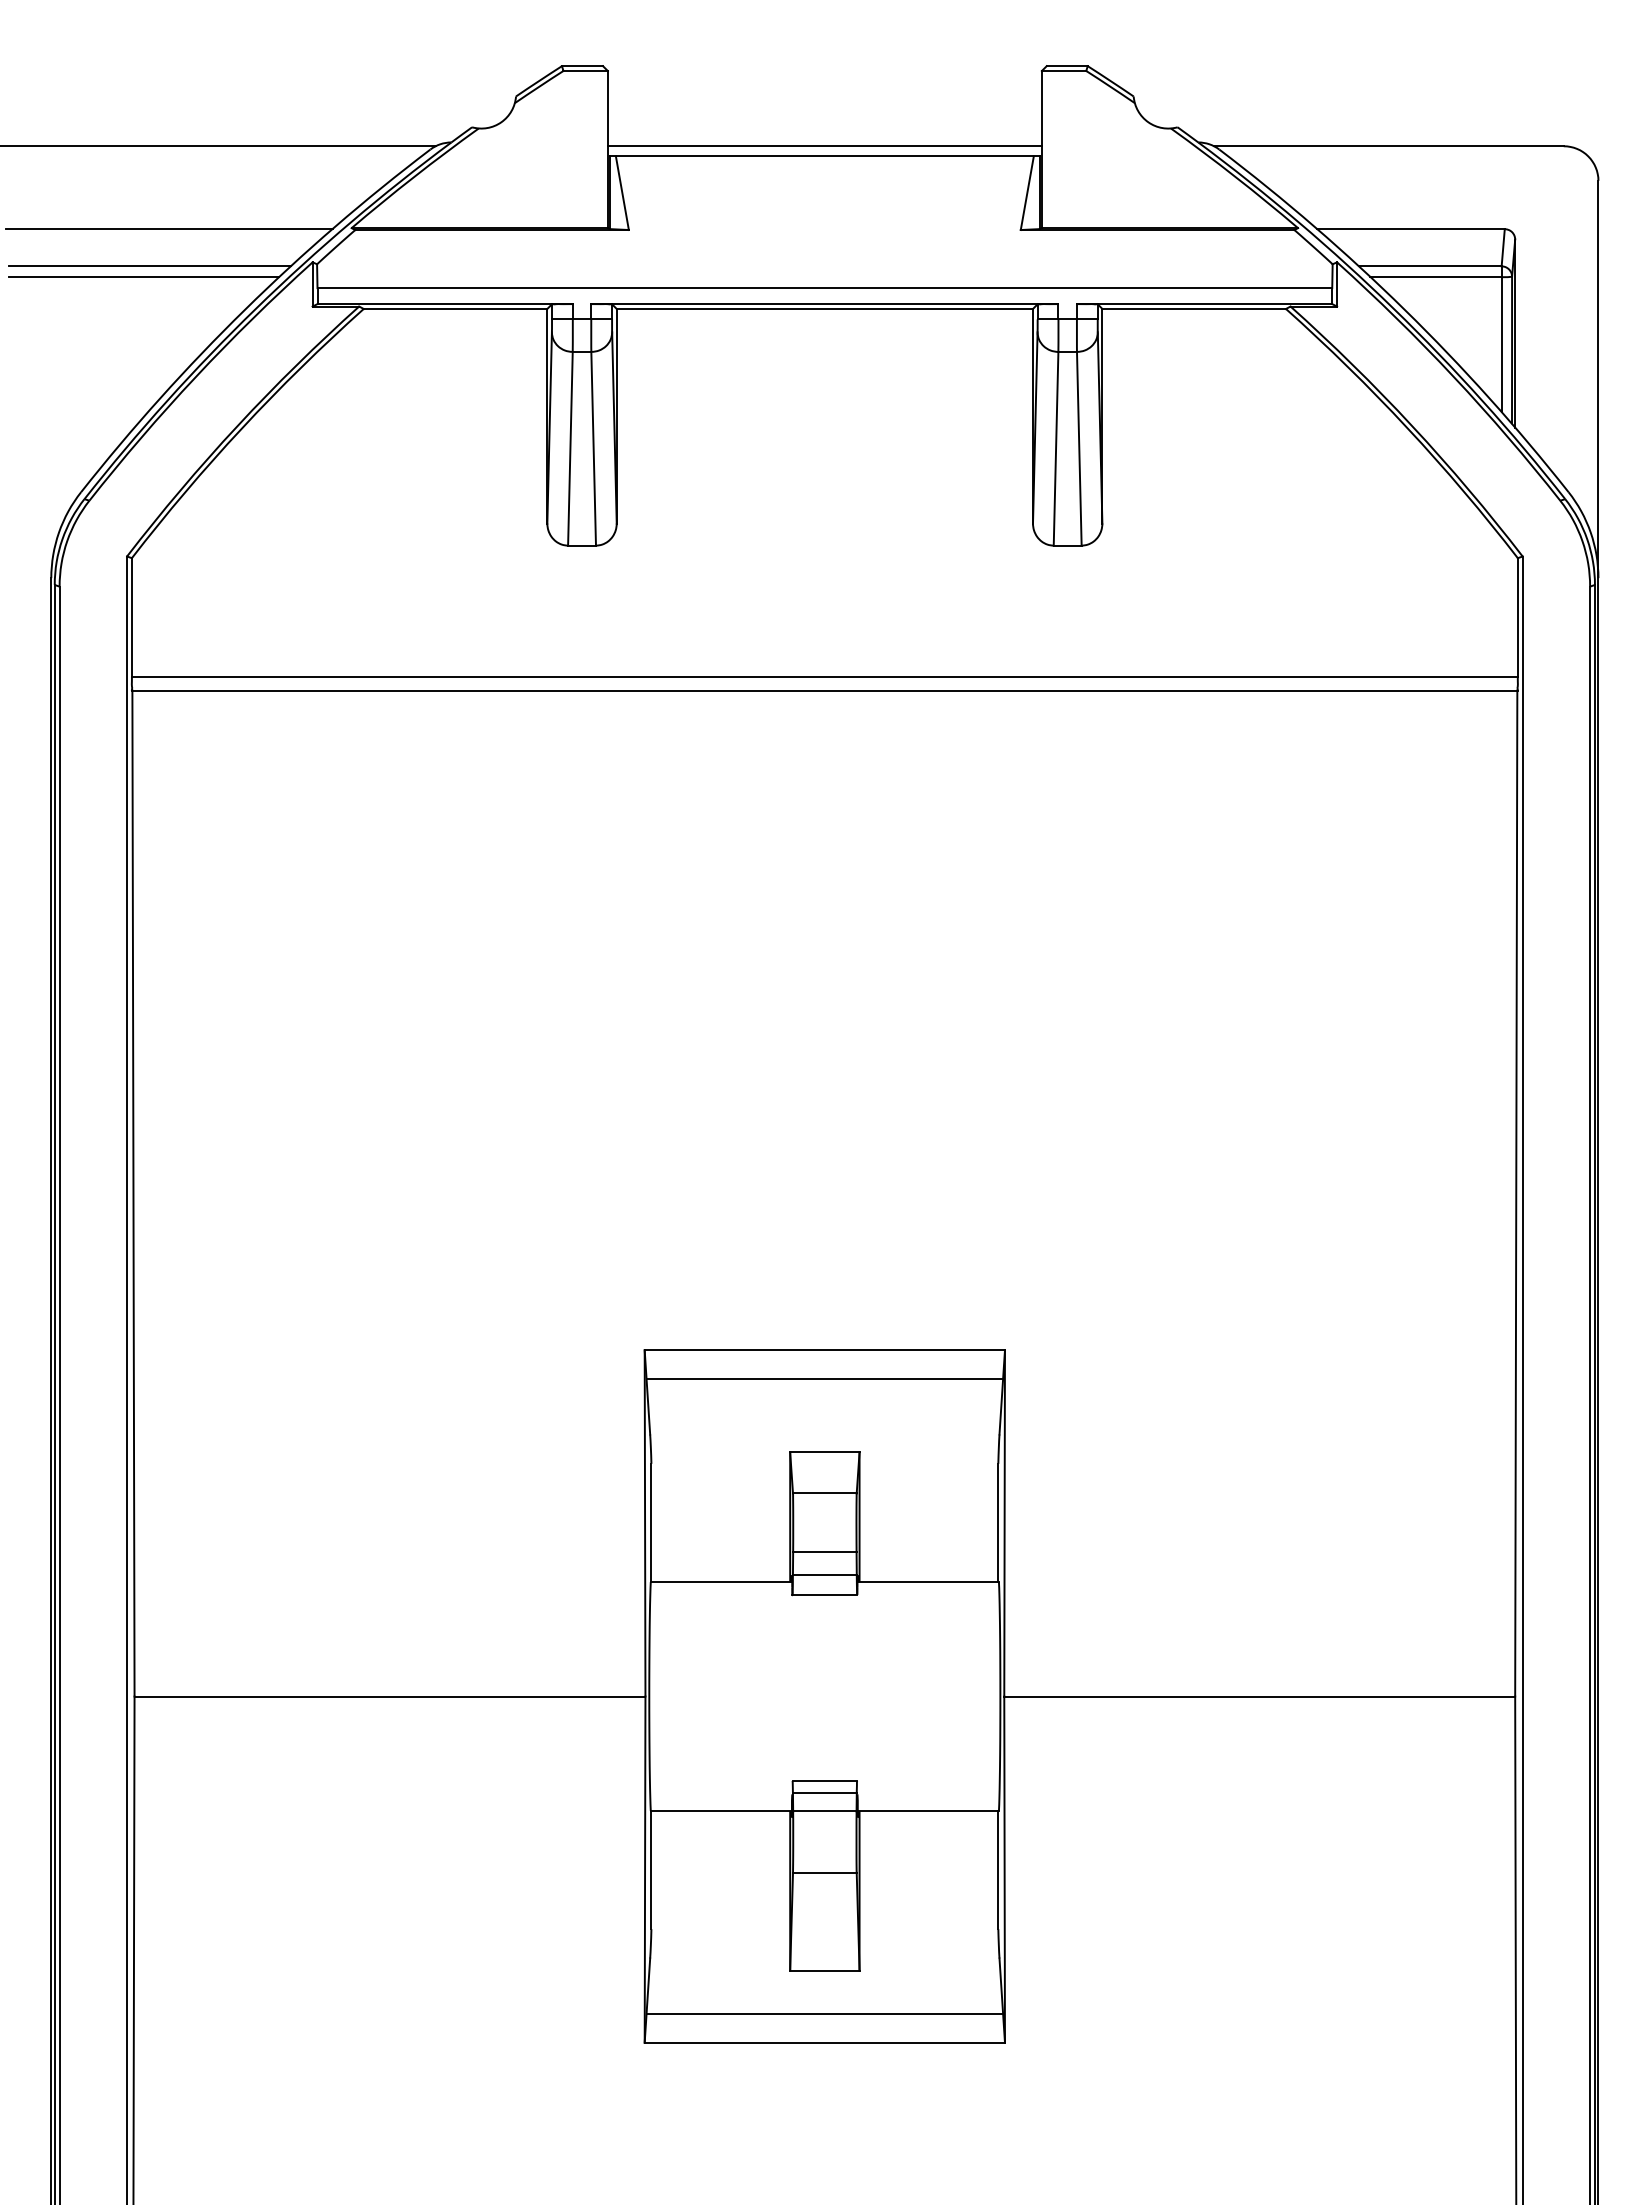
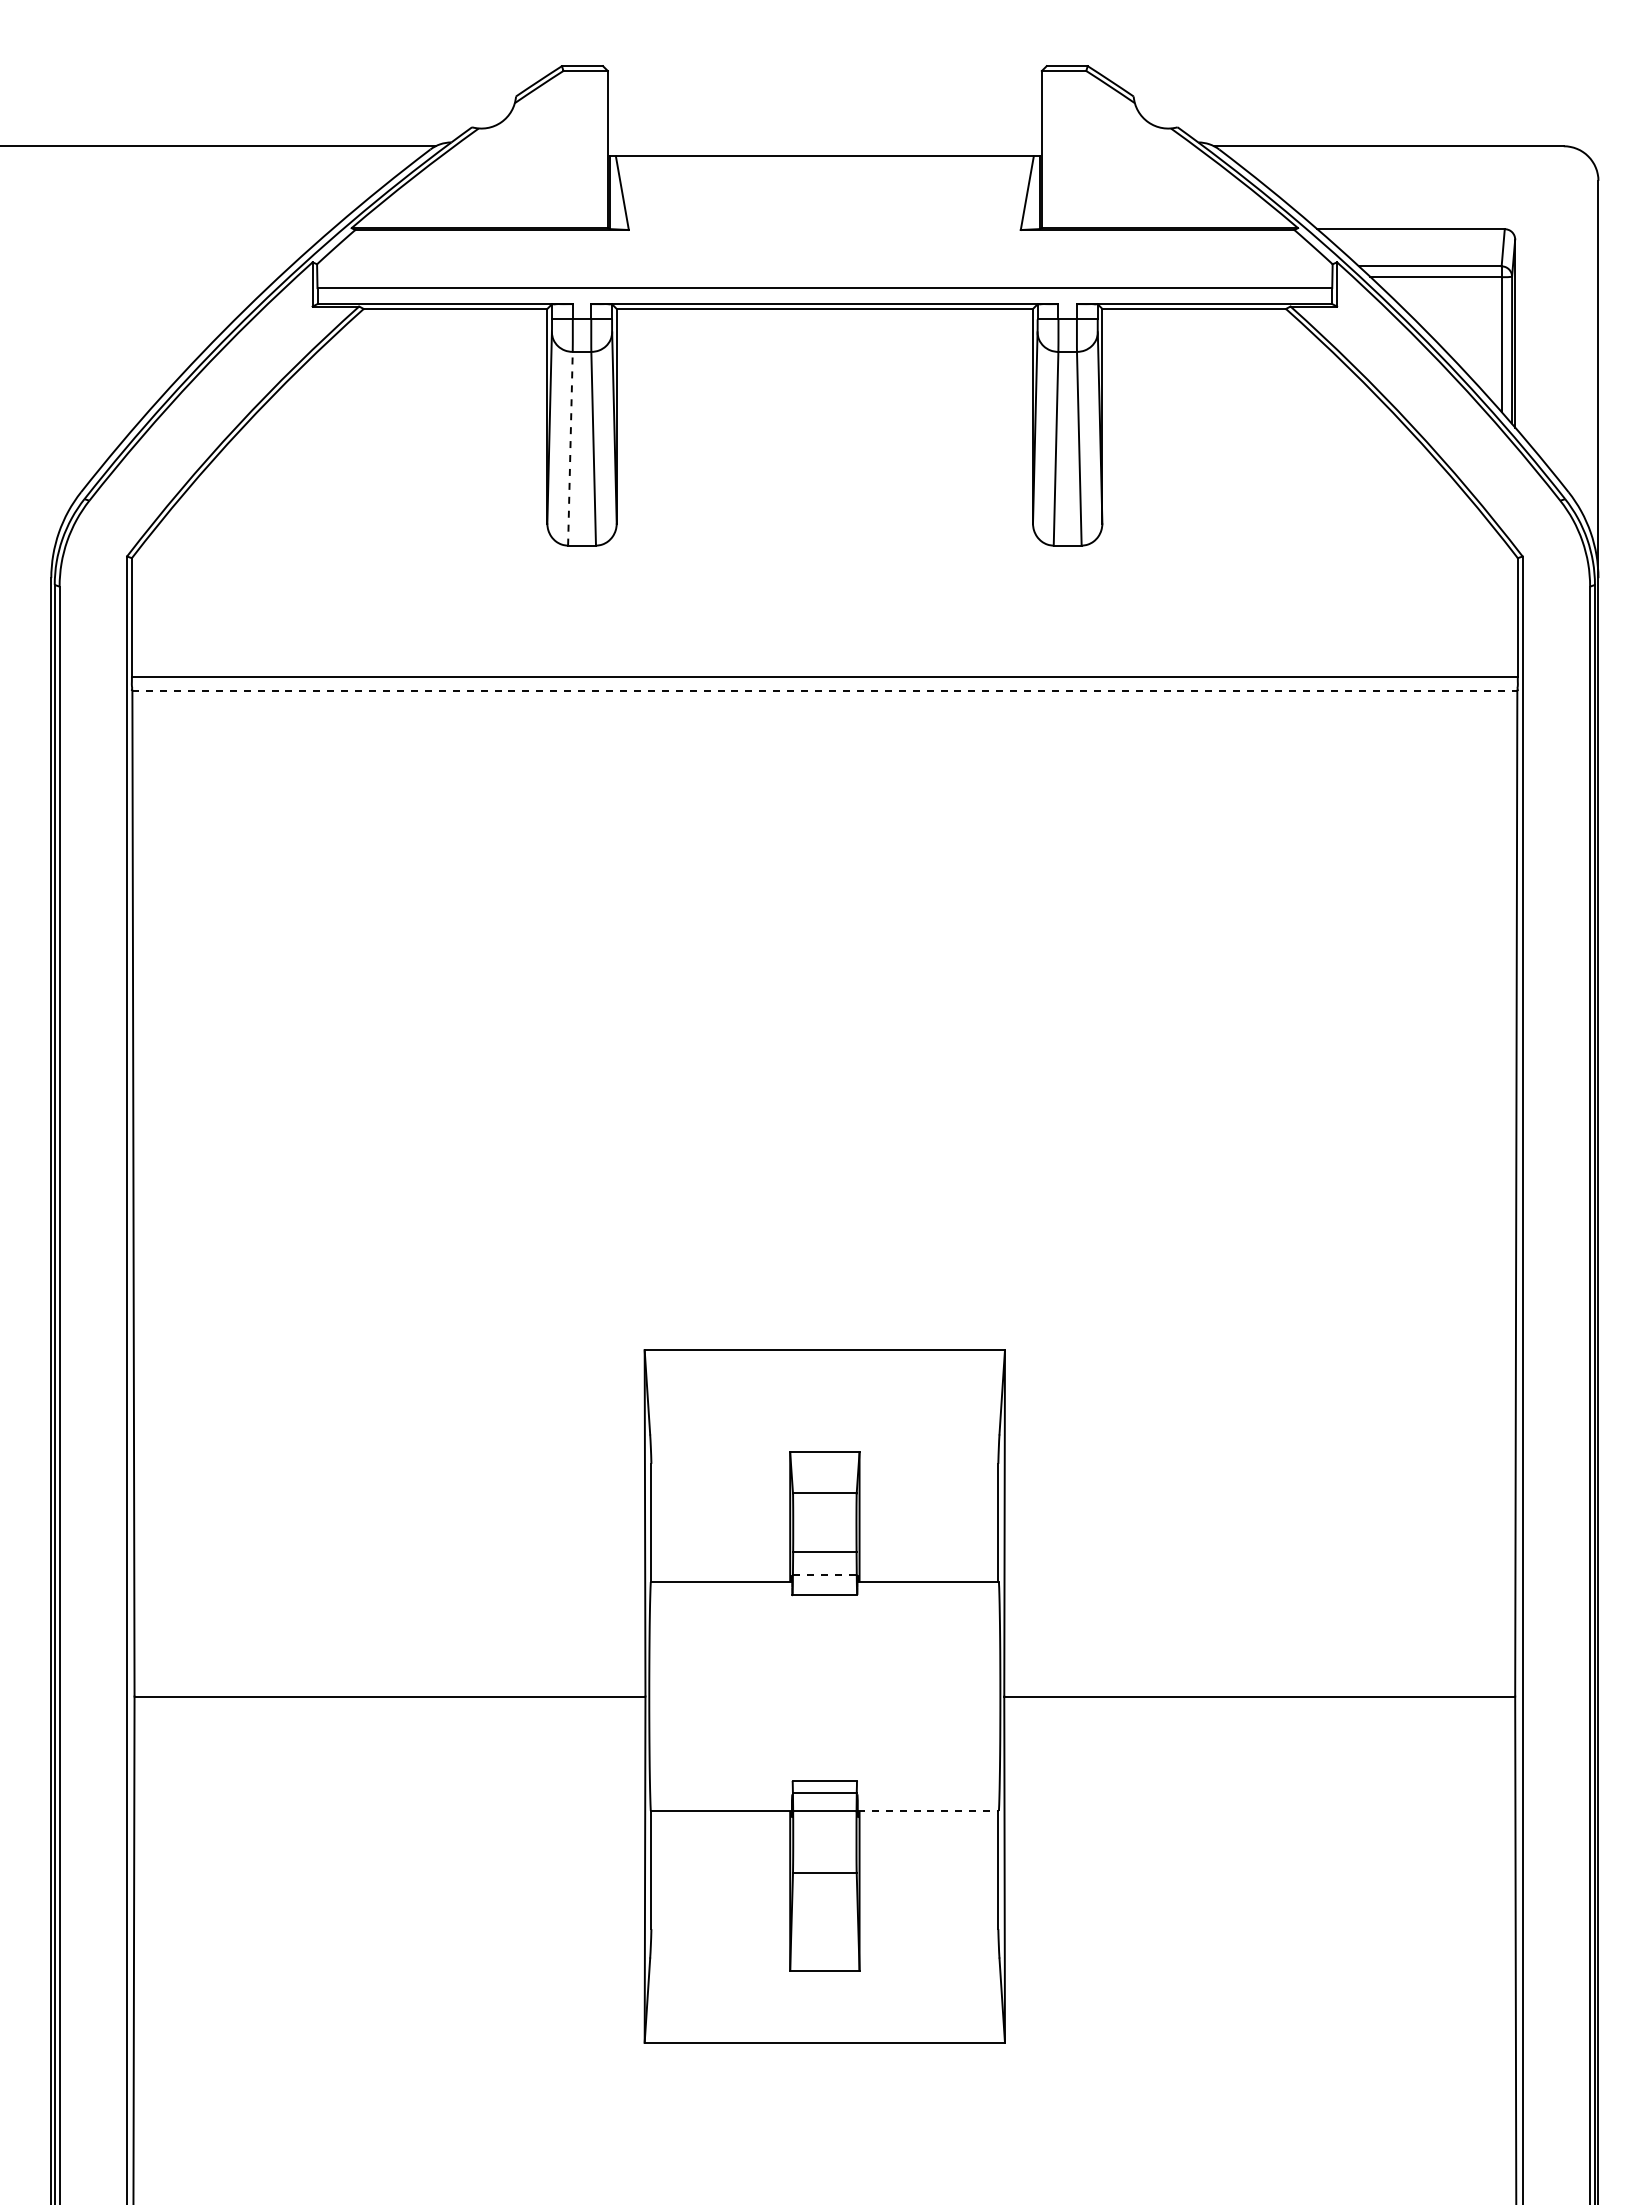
line: present -> none (824, 146)
line: present -> none (169, 229)
line: present -> none (149, 266)
line: present -> none (144, 277)
line: solid -> dashed (570, 448)
line: solid -> dashed (824, 690)
line: present -> none (824, 1379)
line: solid -> dashed (824, 1574)
line: solid -> dashed (928, 1811)
line: present -> none (824, 2013)
